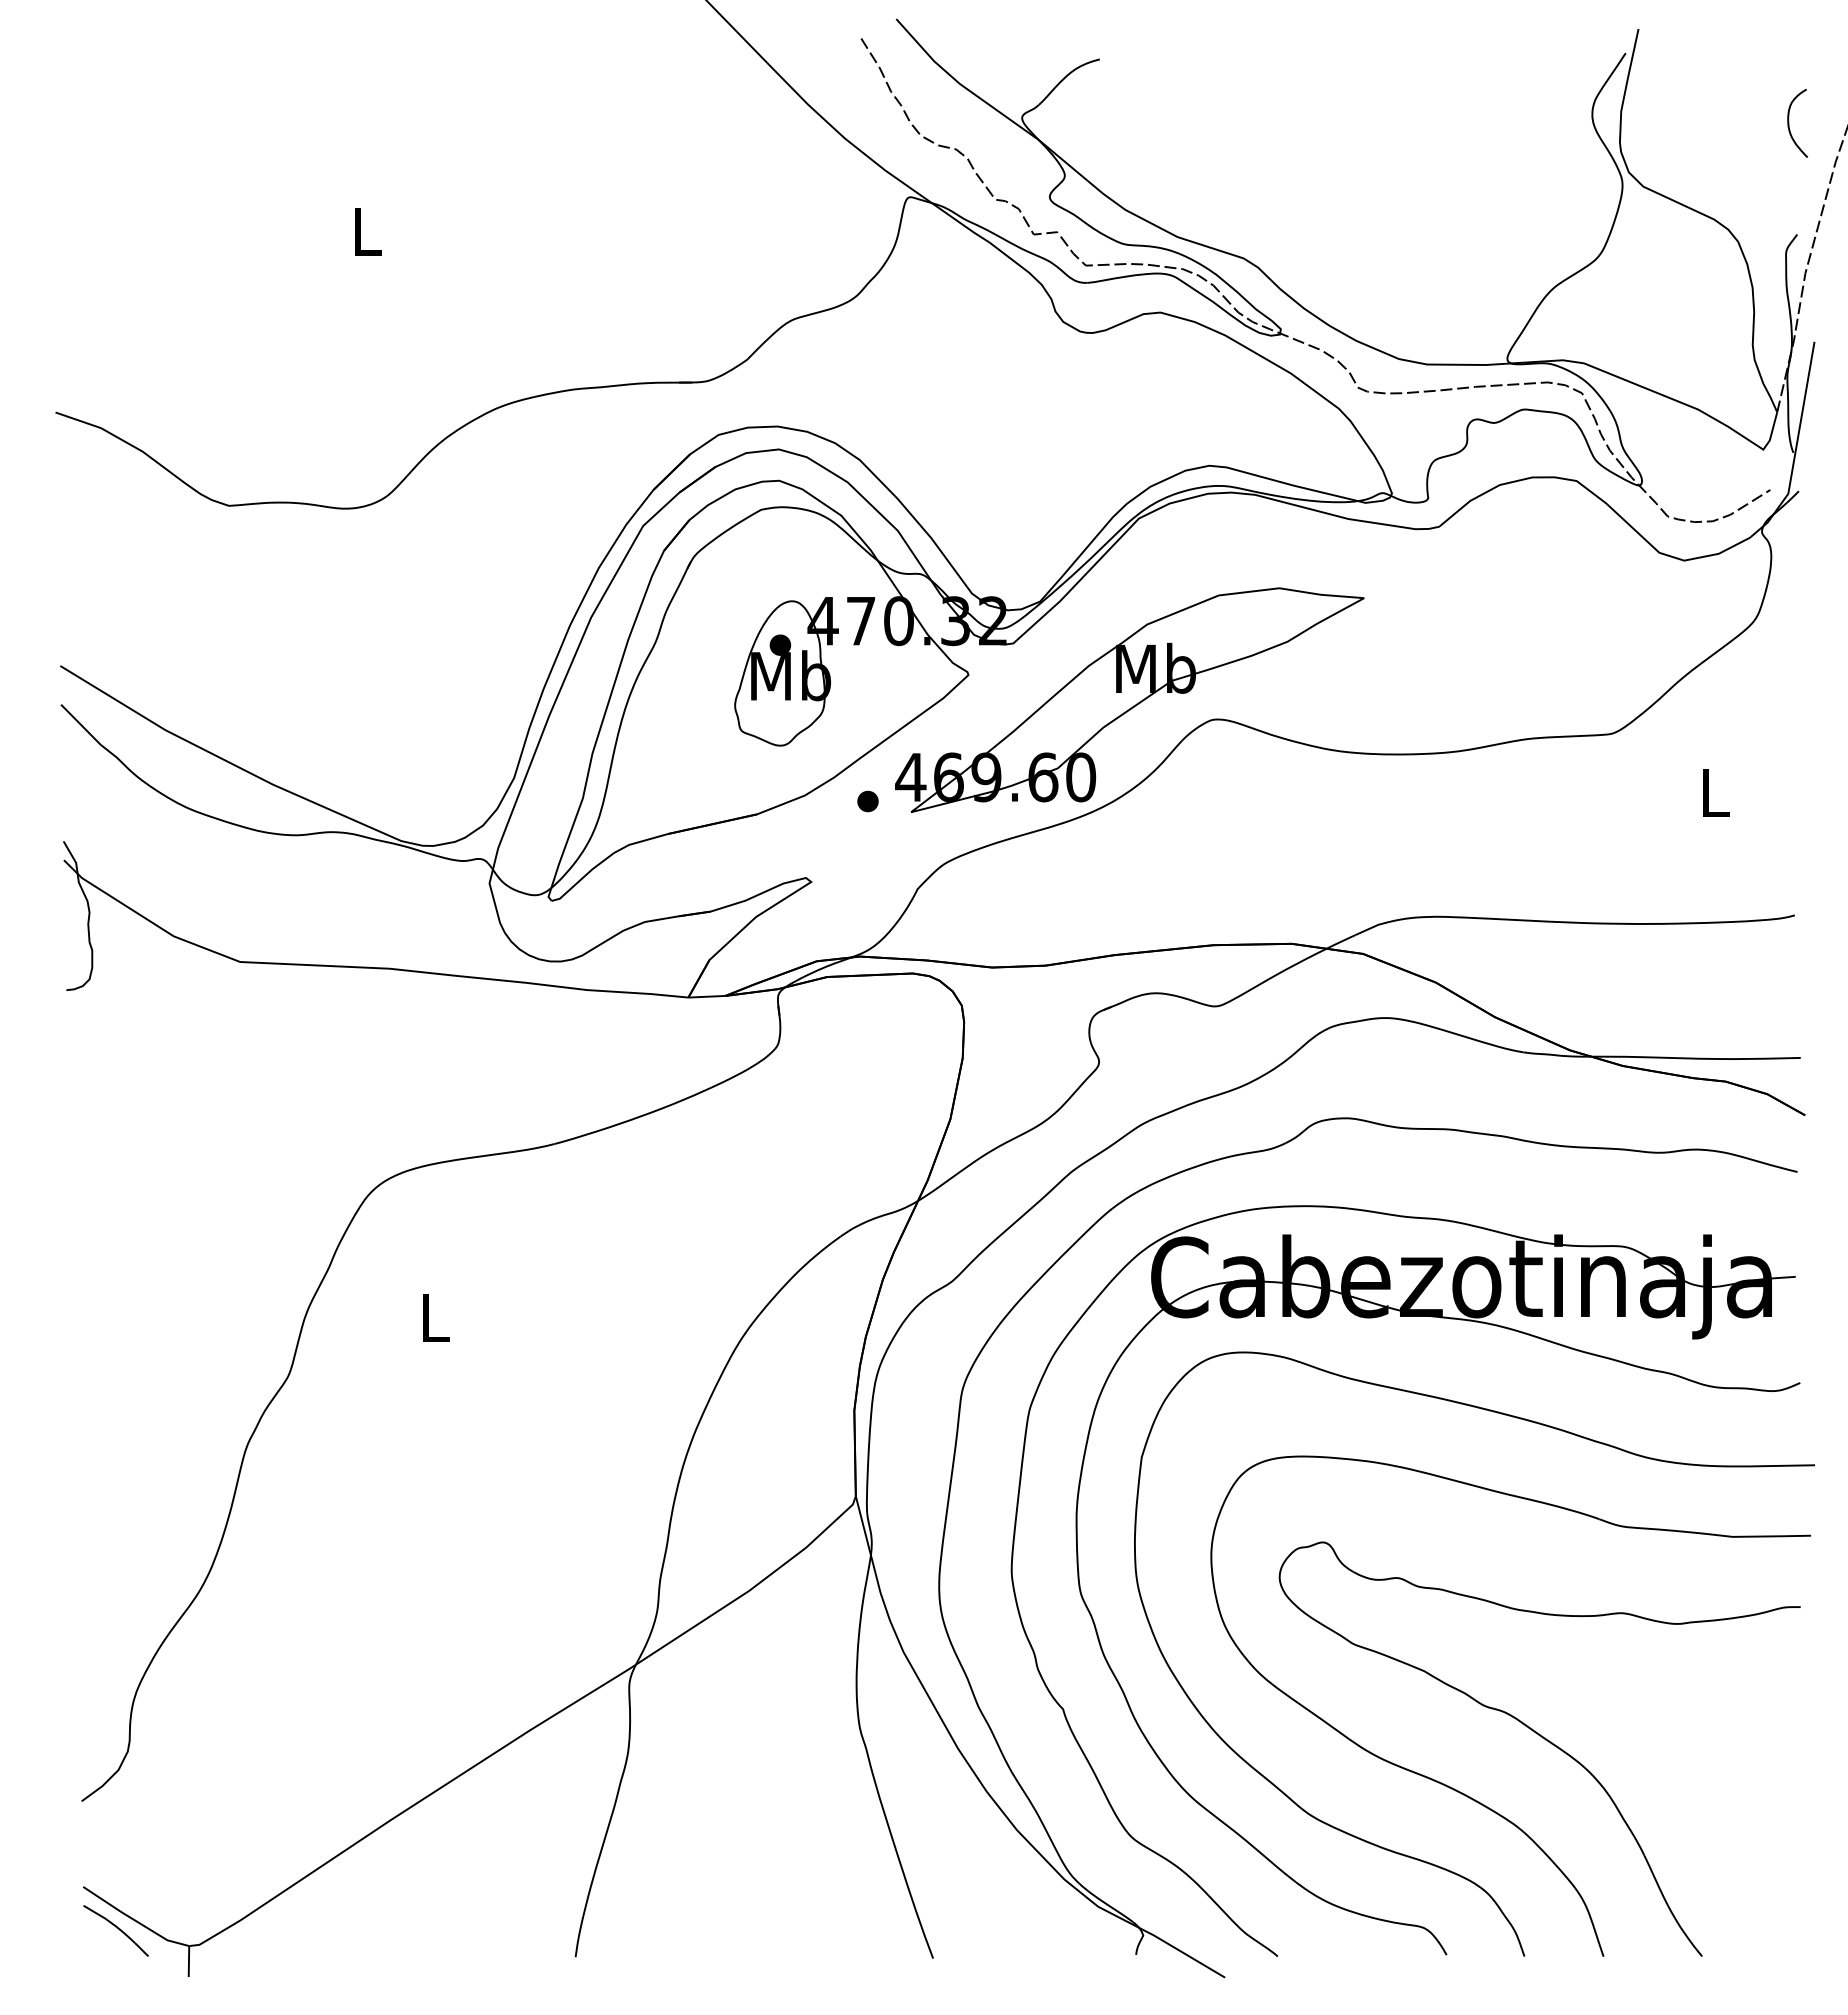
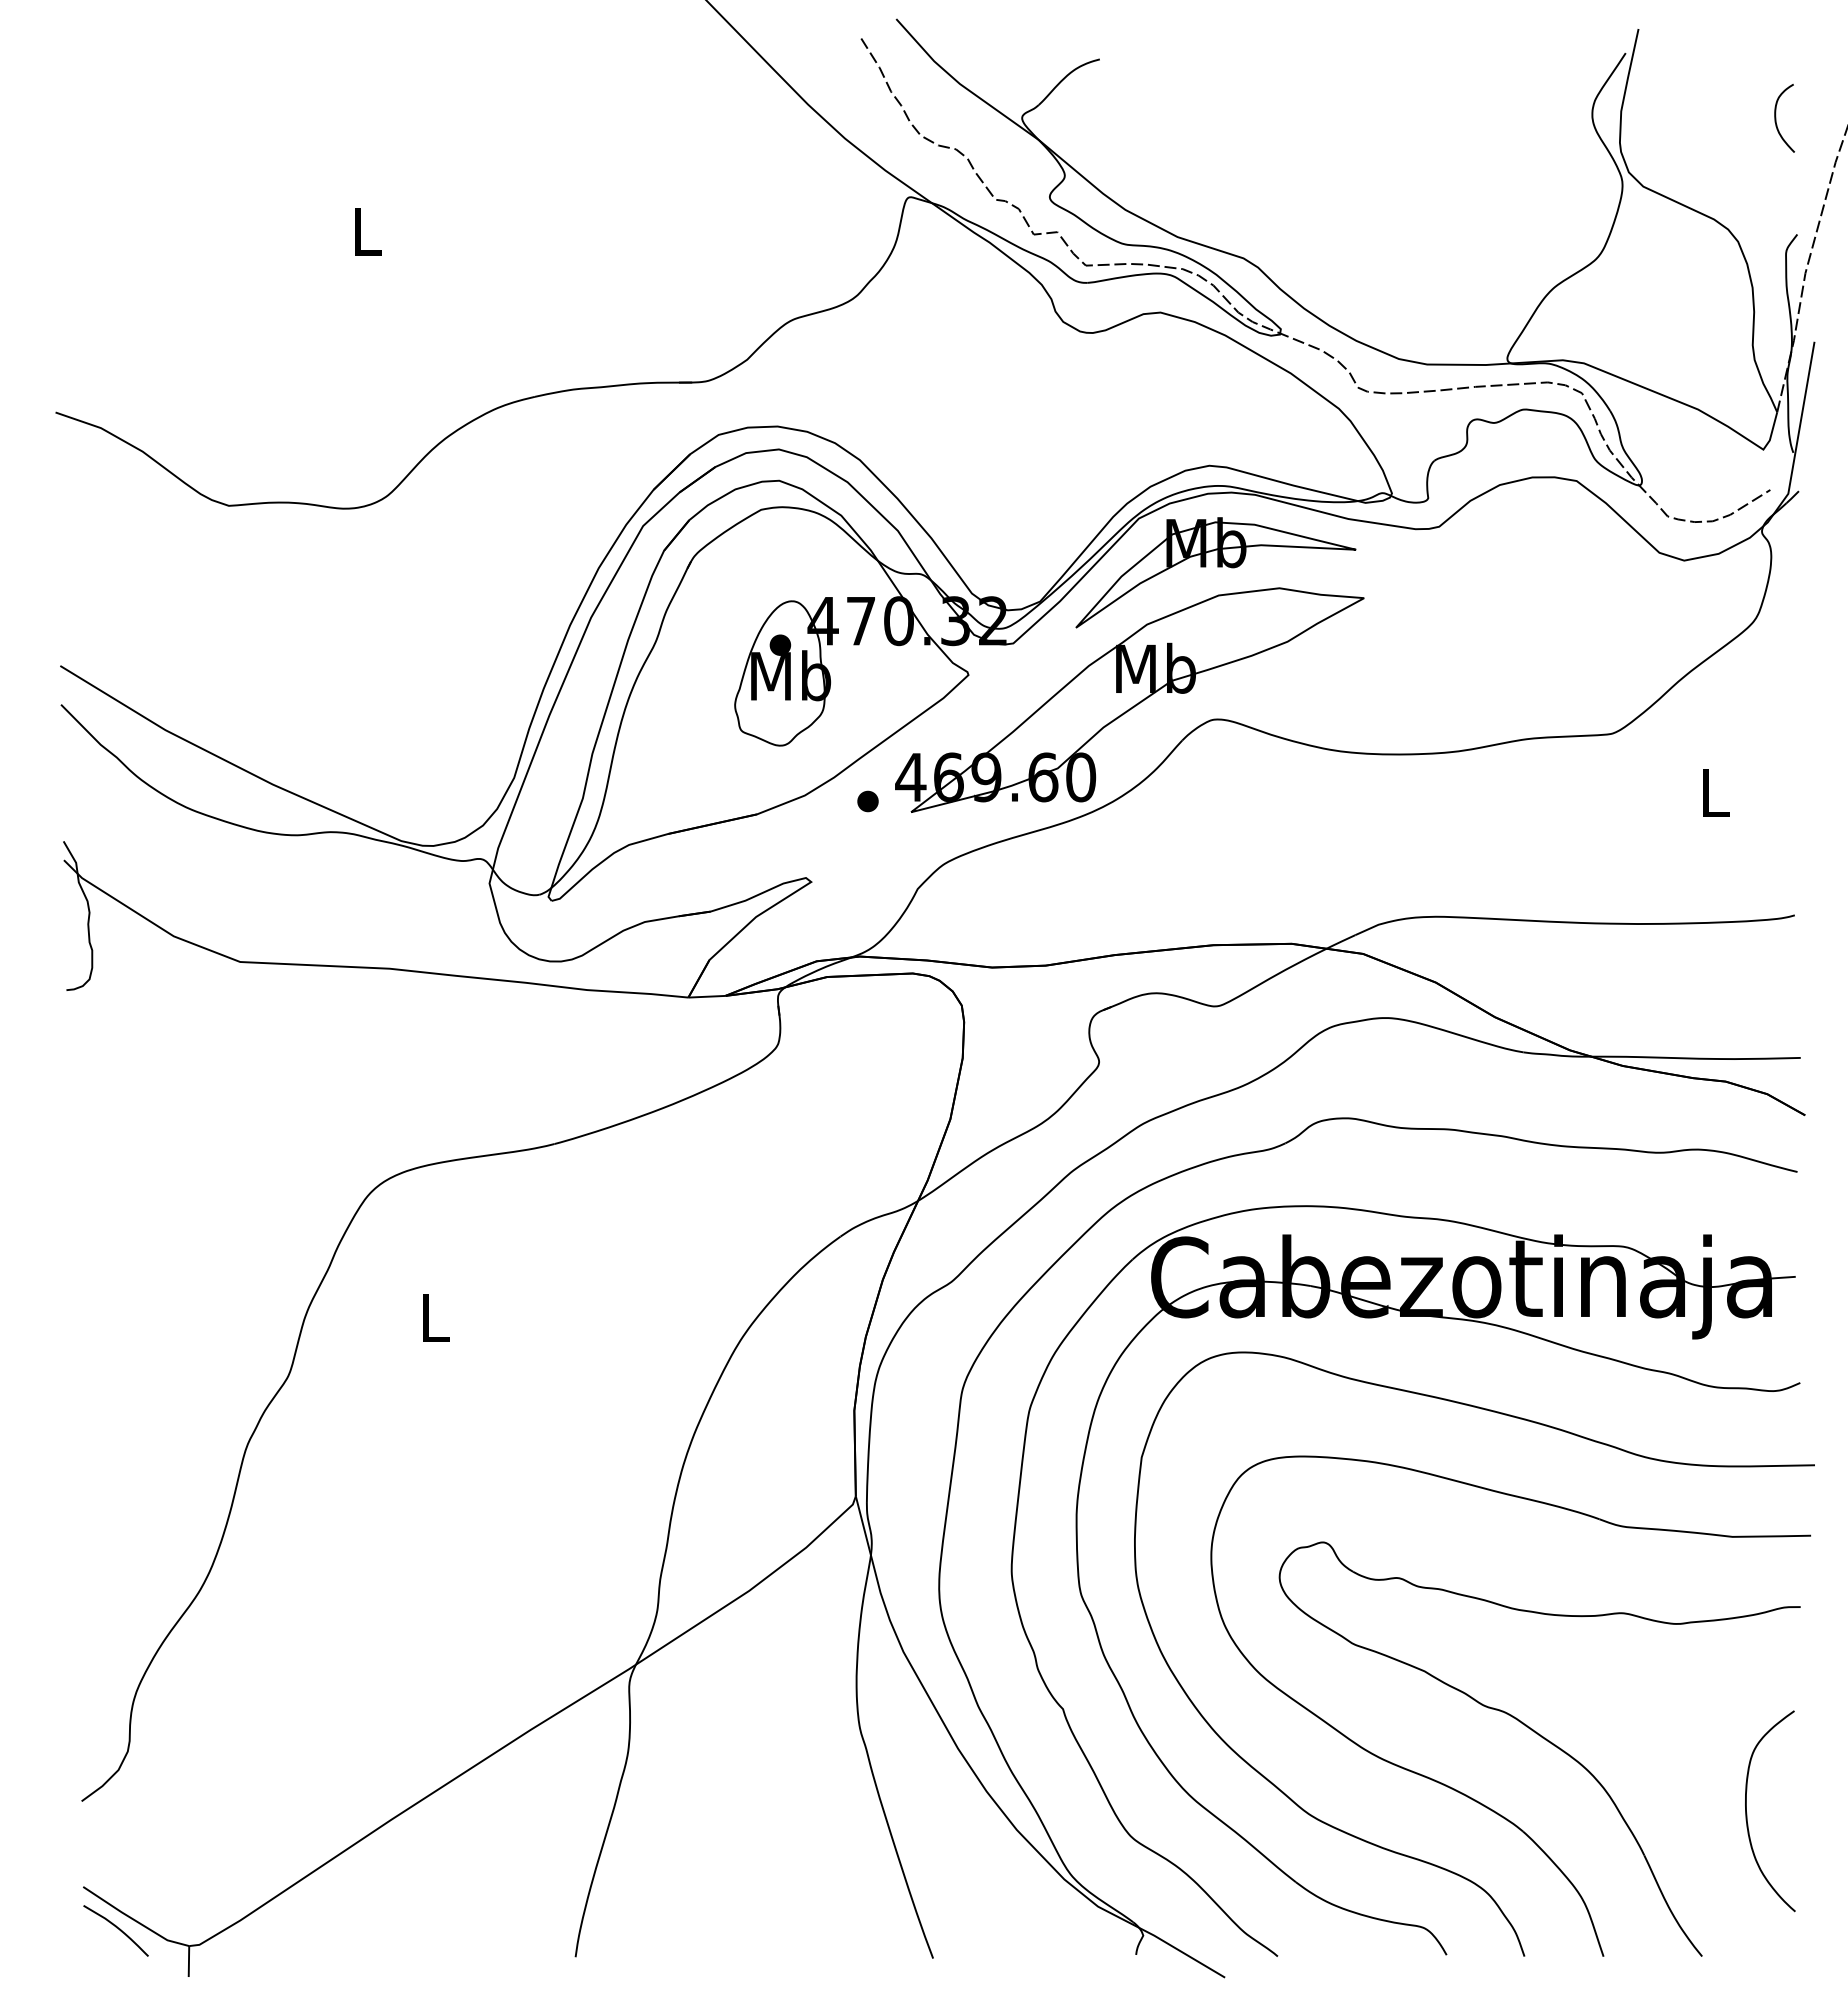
curve position: (1789, 123) -> (1776, 118) (1776, 118)
part: none -> present (1215, 572)
curve: none -> present (1747, 1813)
